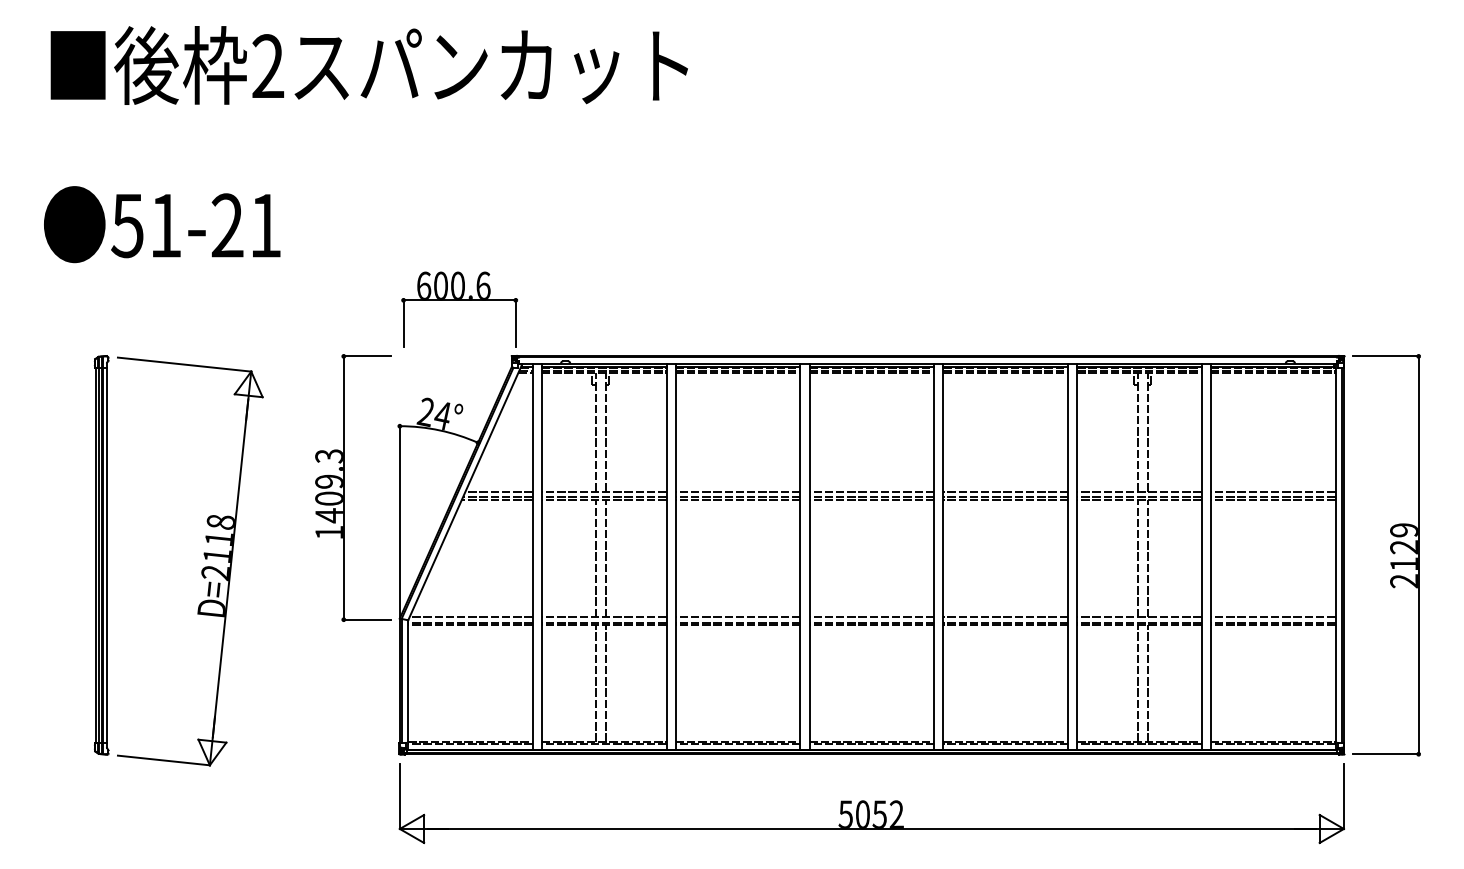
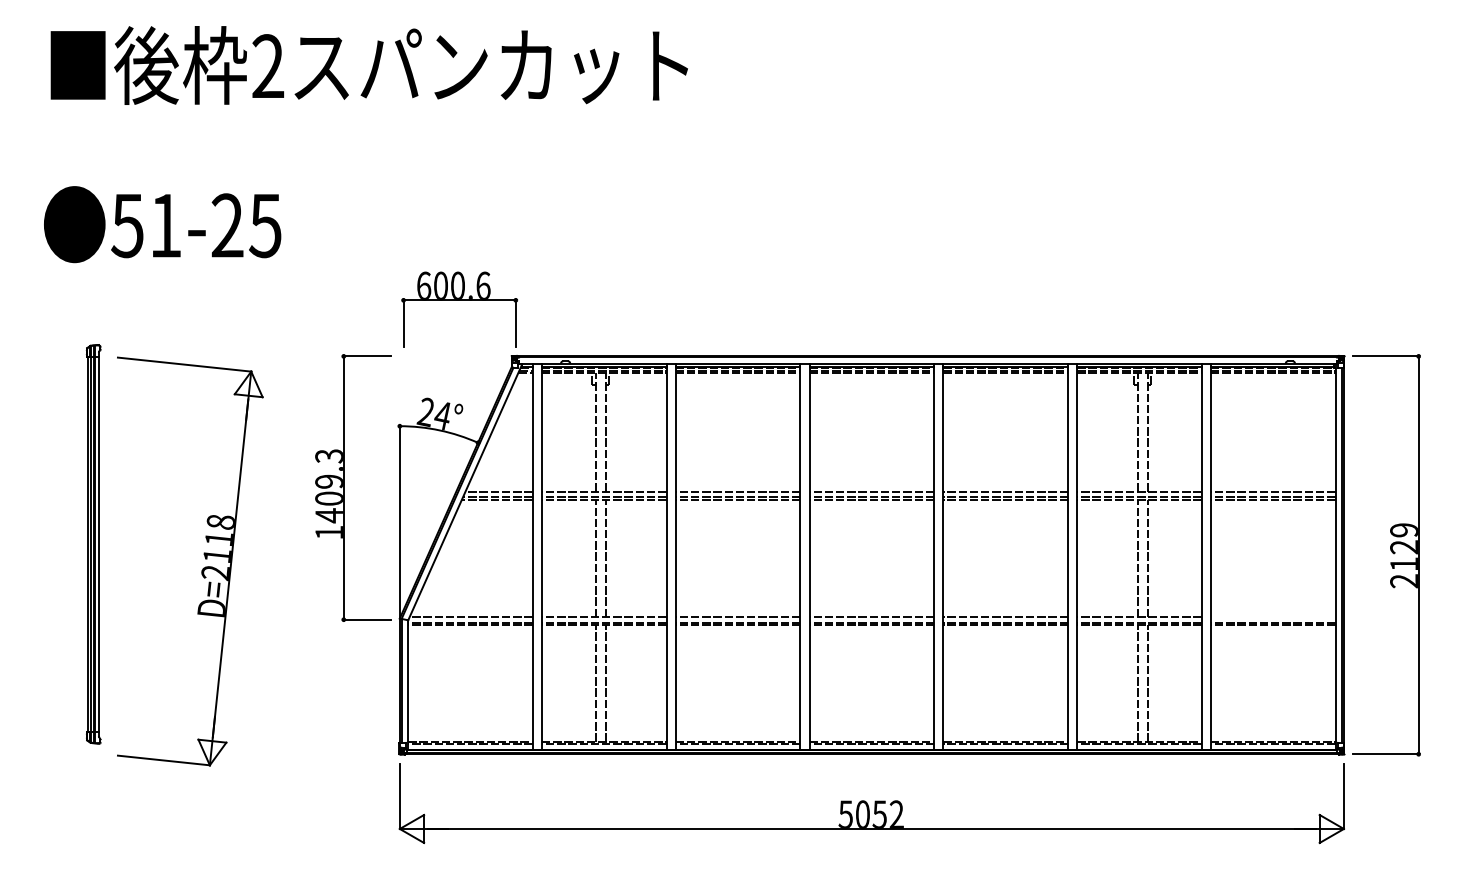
text: 51-21 -> 51-25 (265, 226)
part position: (101, 555) -> (93, 544) (93, 544)
line: present -> none (1273, 616)
